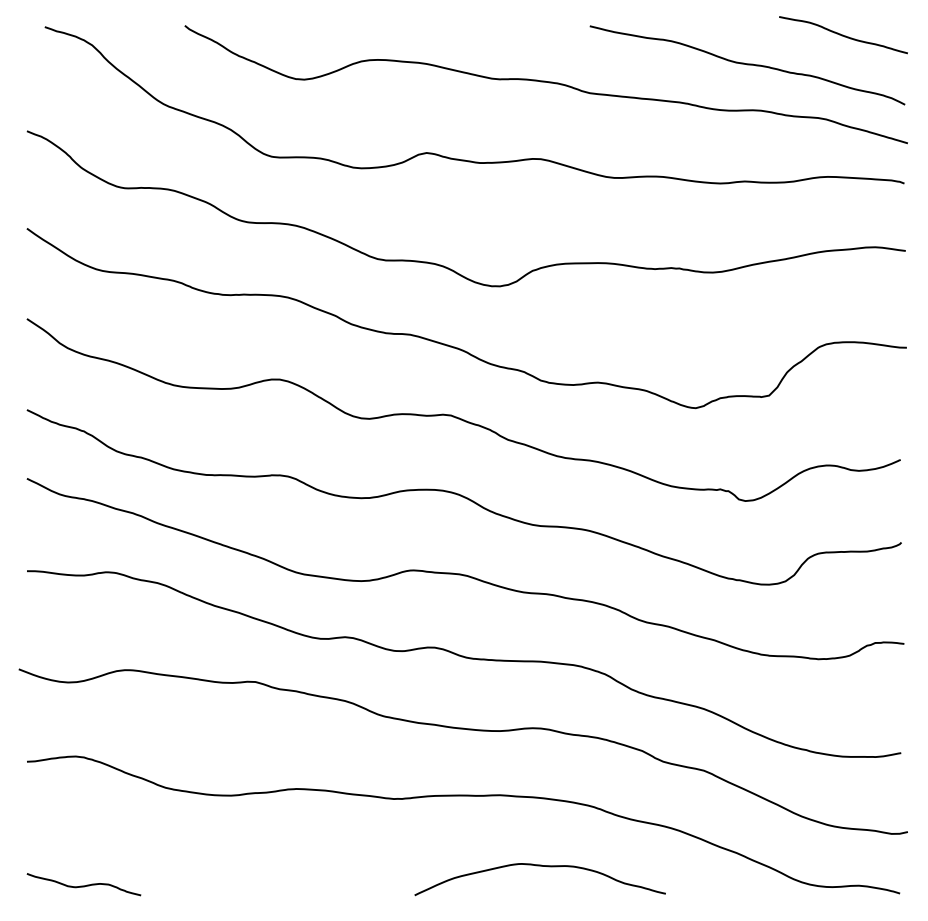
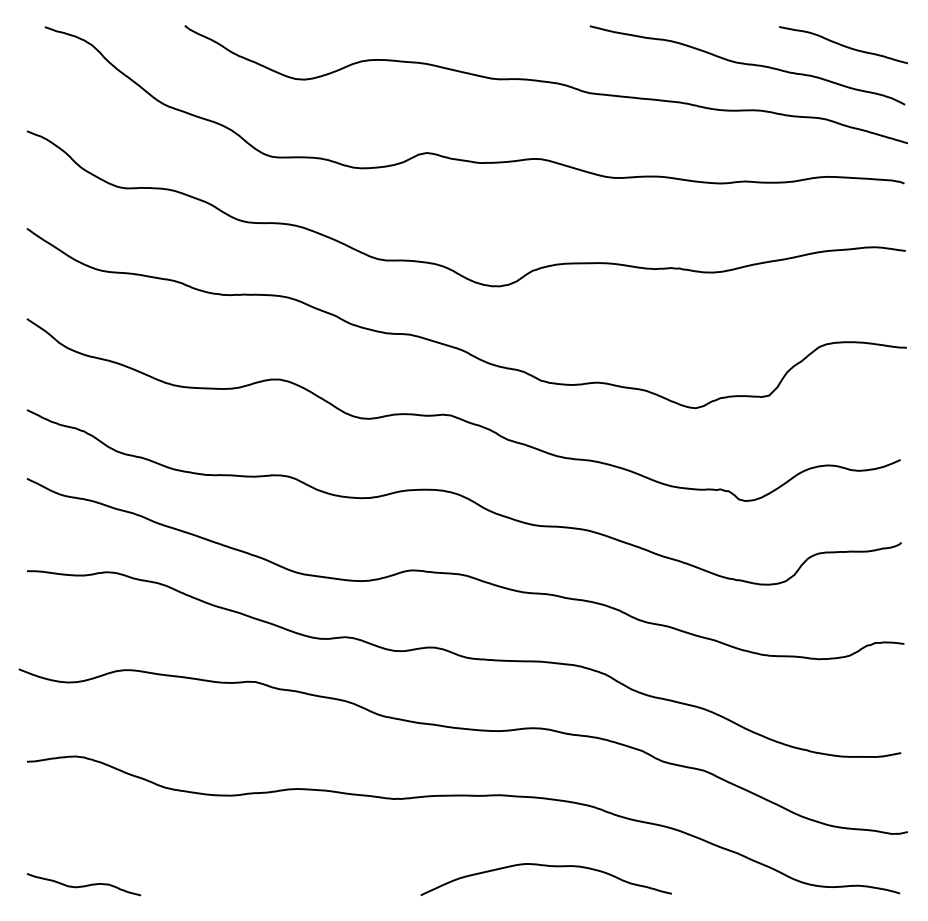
curve position: (843, 35) -> (843, 45) (843, 45)
curve position: (539, 866) -> (545, 866) (545, 866)
